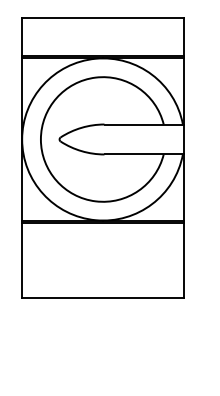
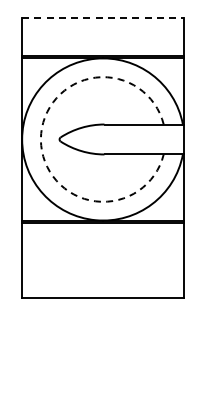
line: solid -> dashed (103, 18)
arc: solid -> dashed (40, 139)
